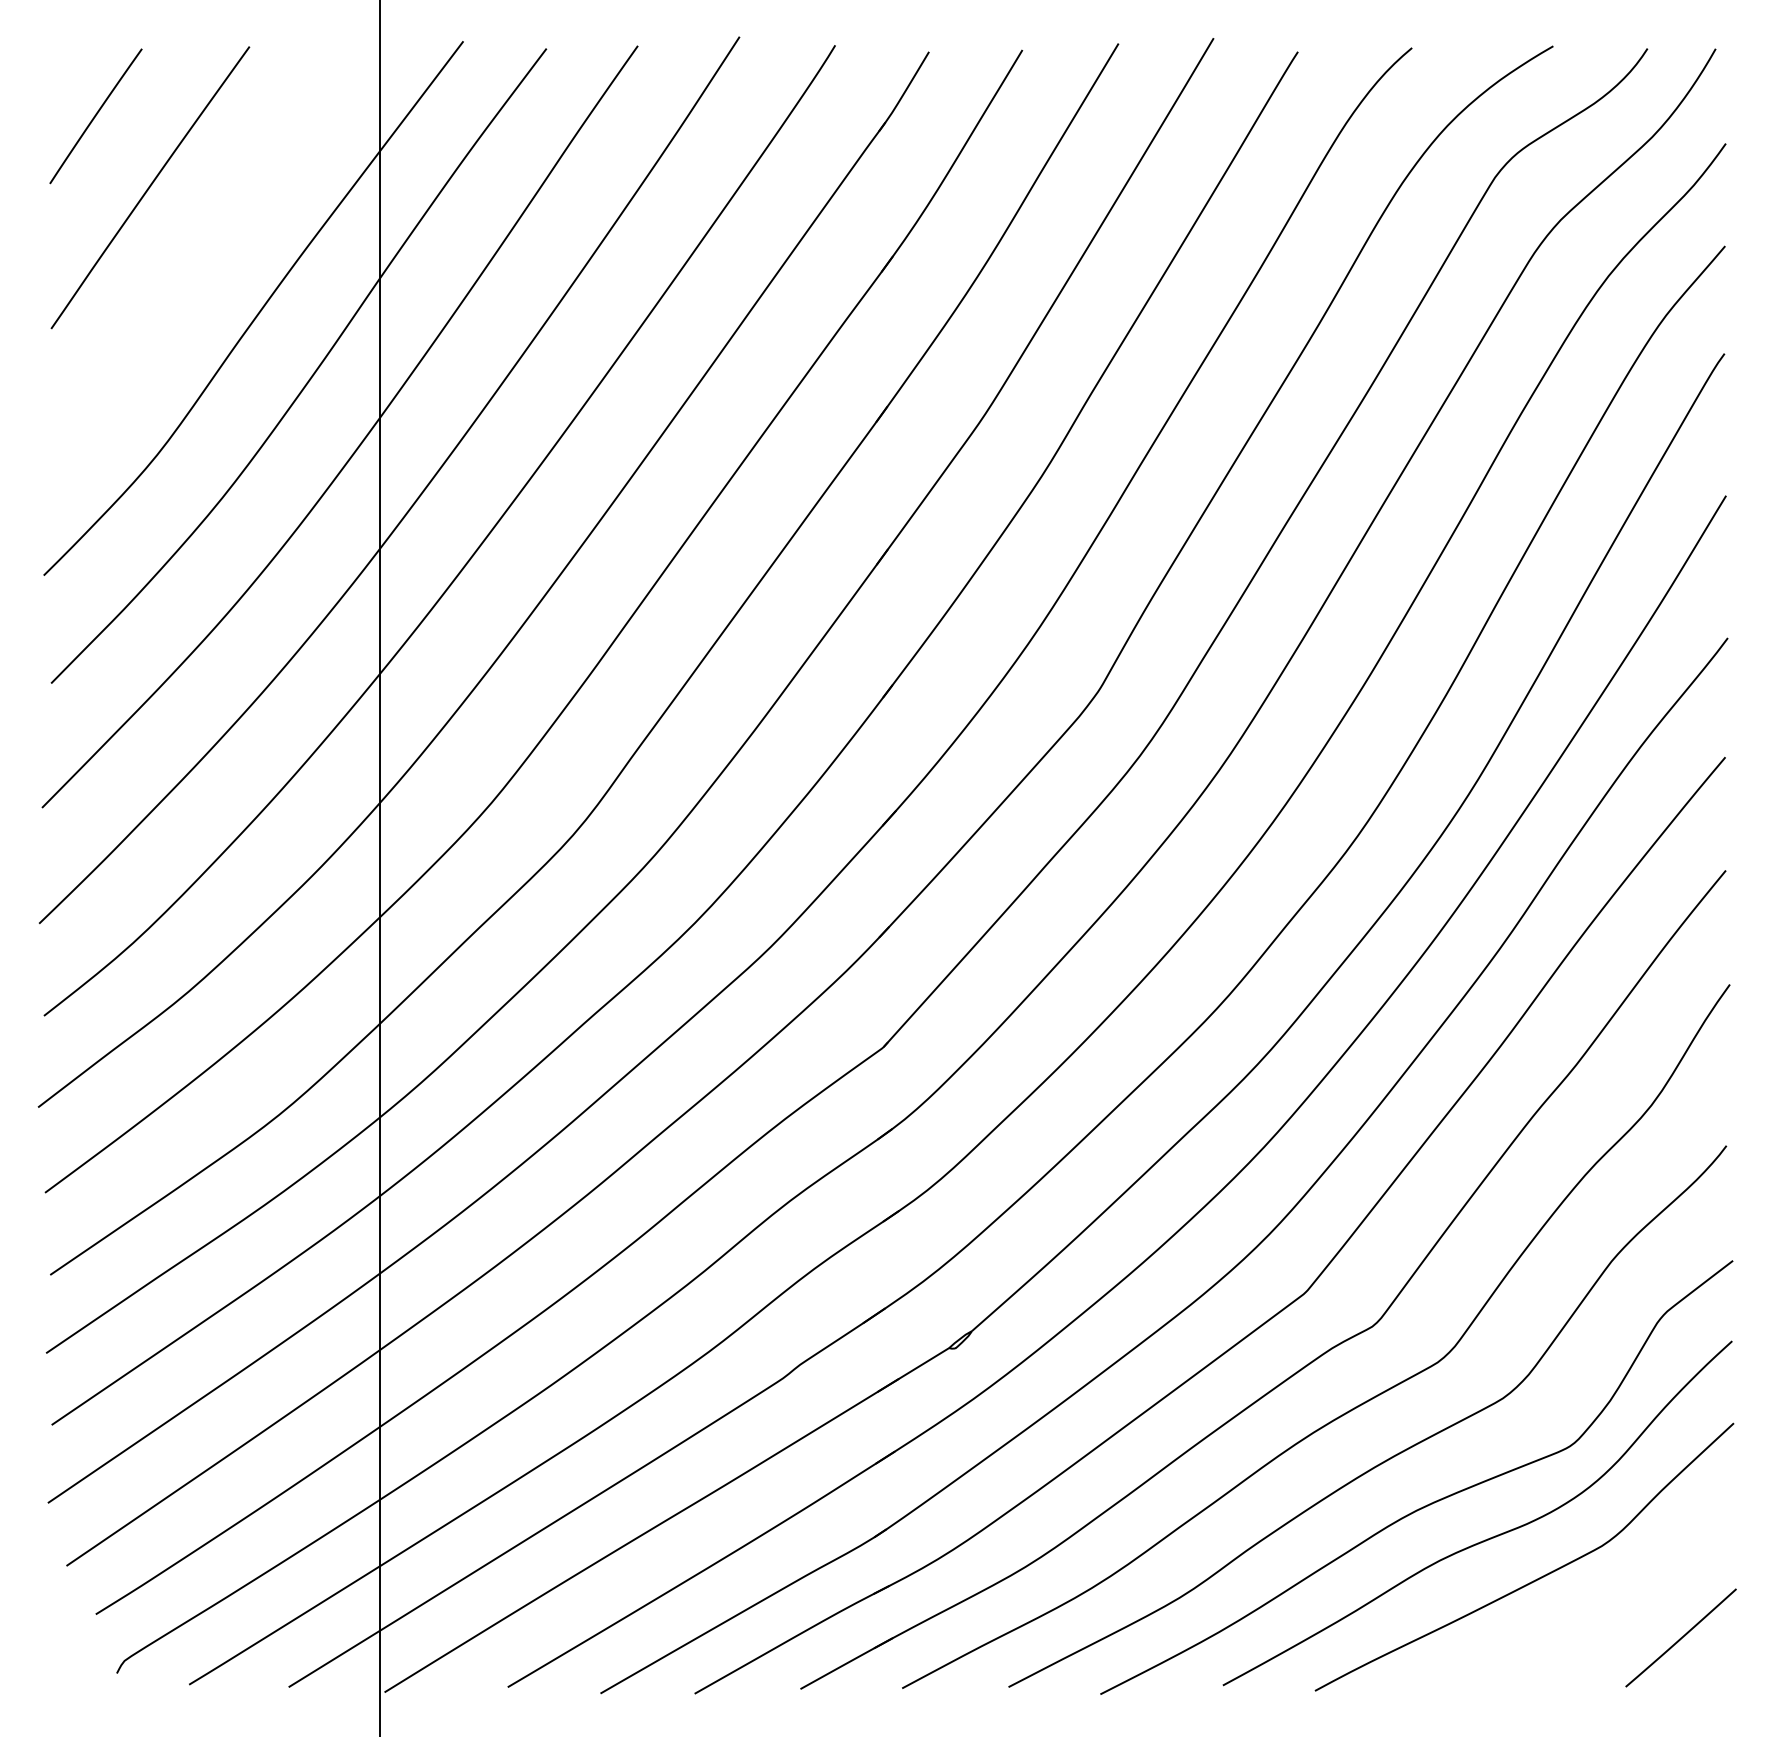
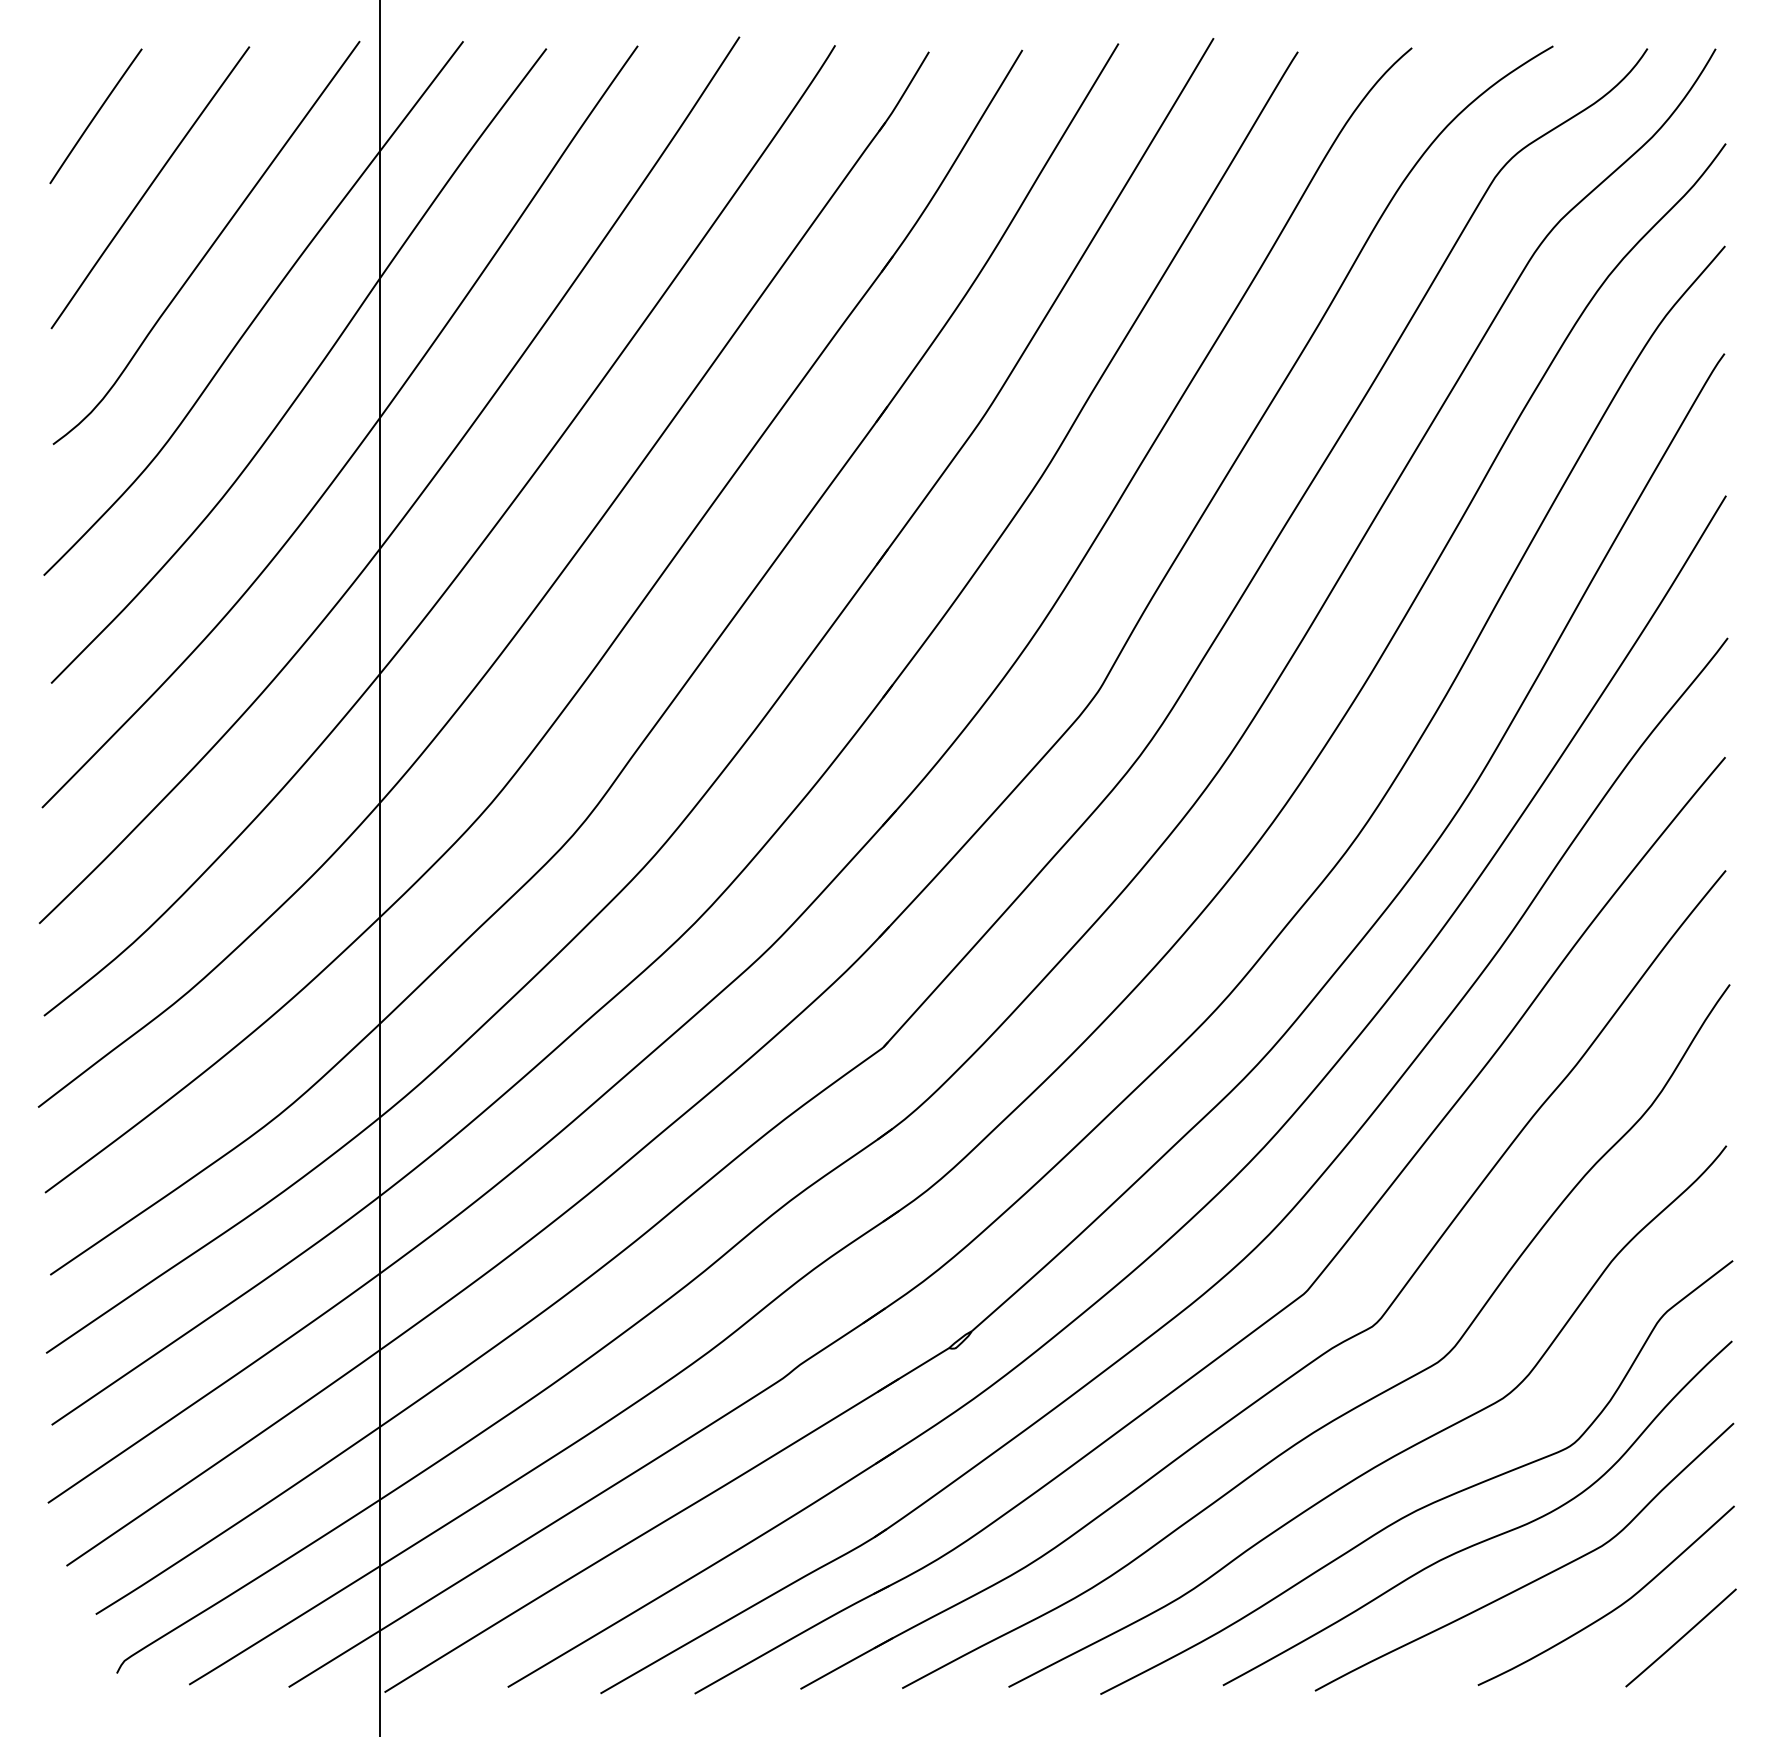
curve: none -> present (211, 244)
curve: none -> present (1614, 1608)
